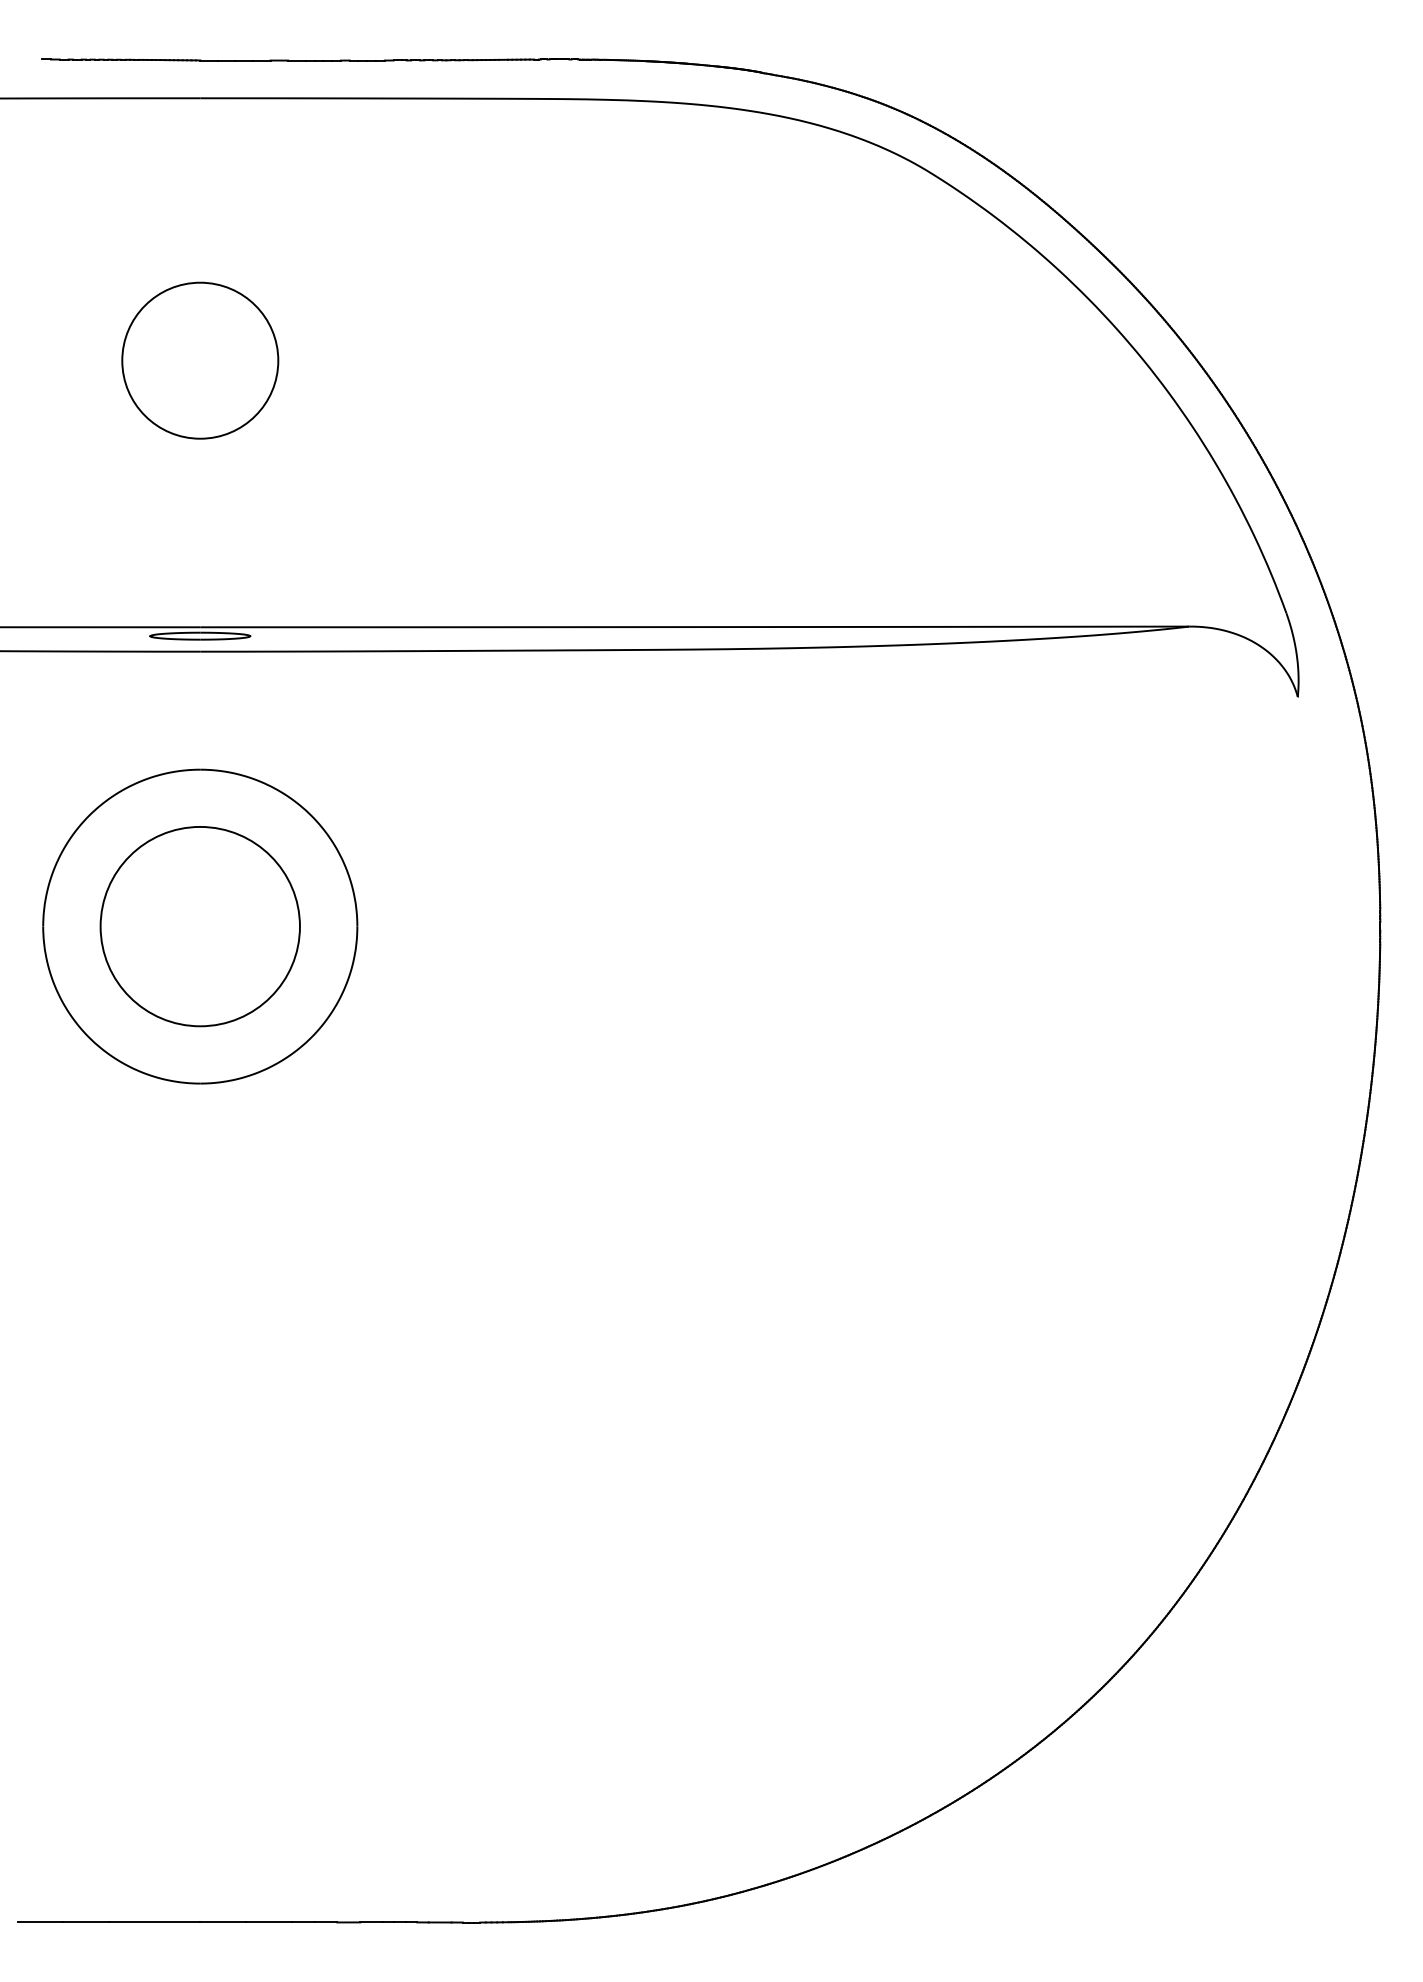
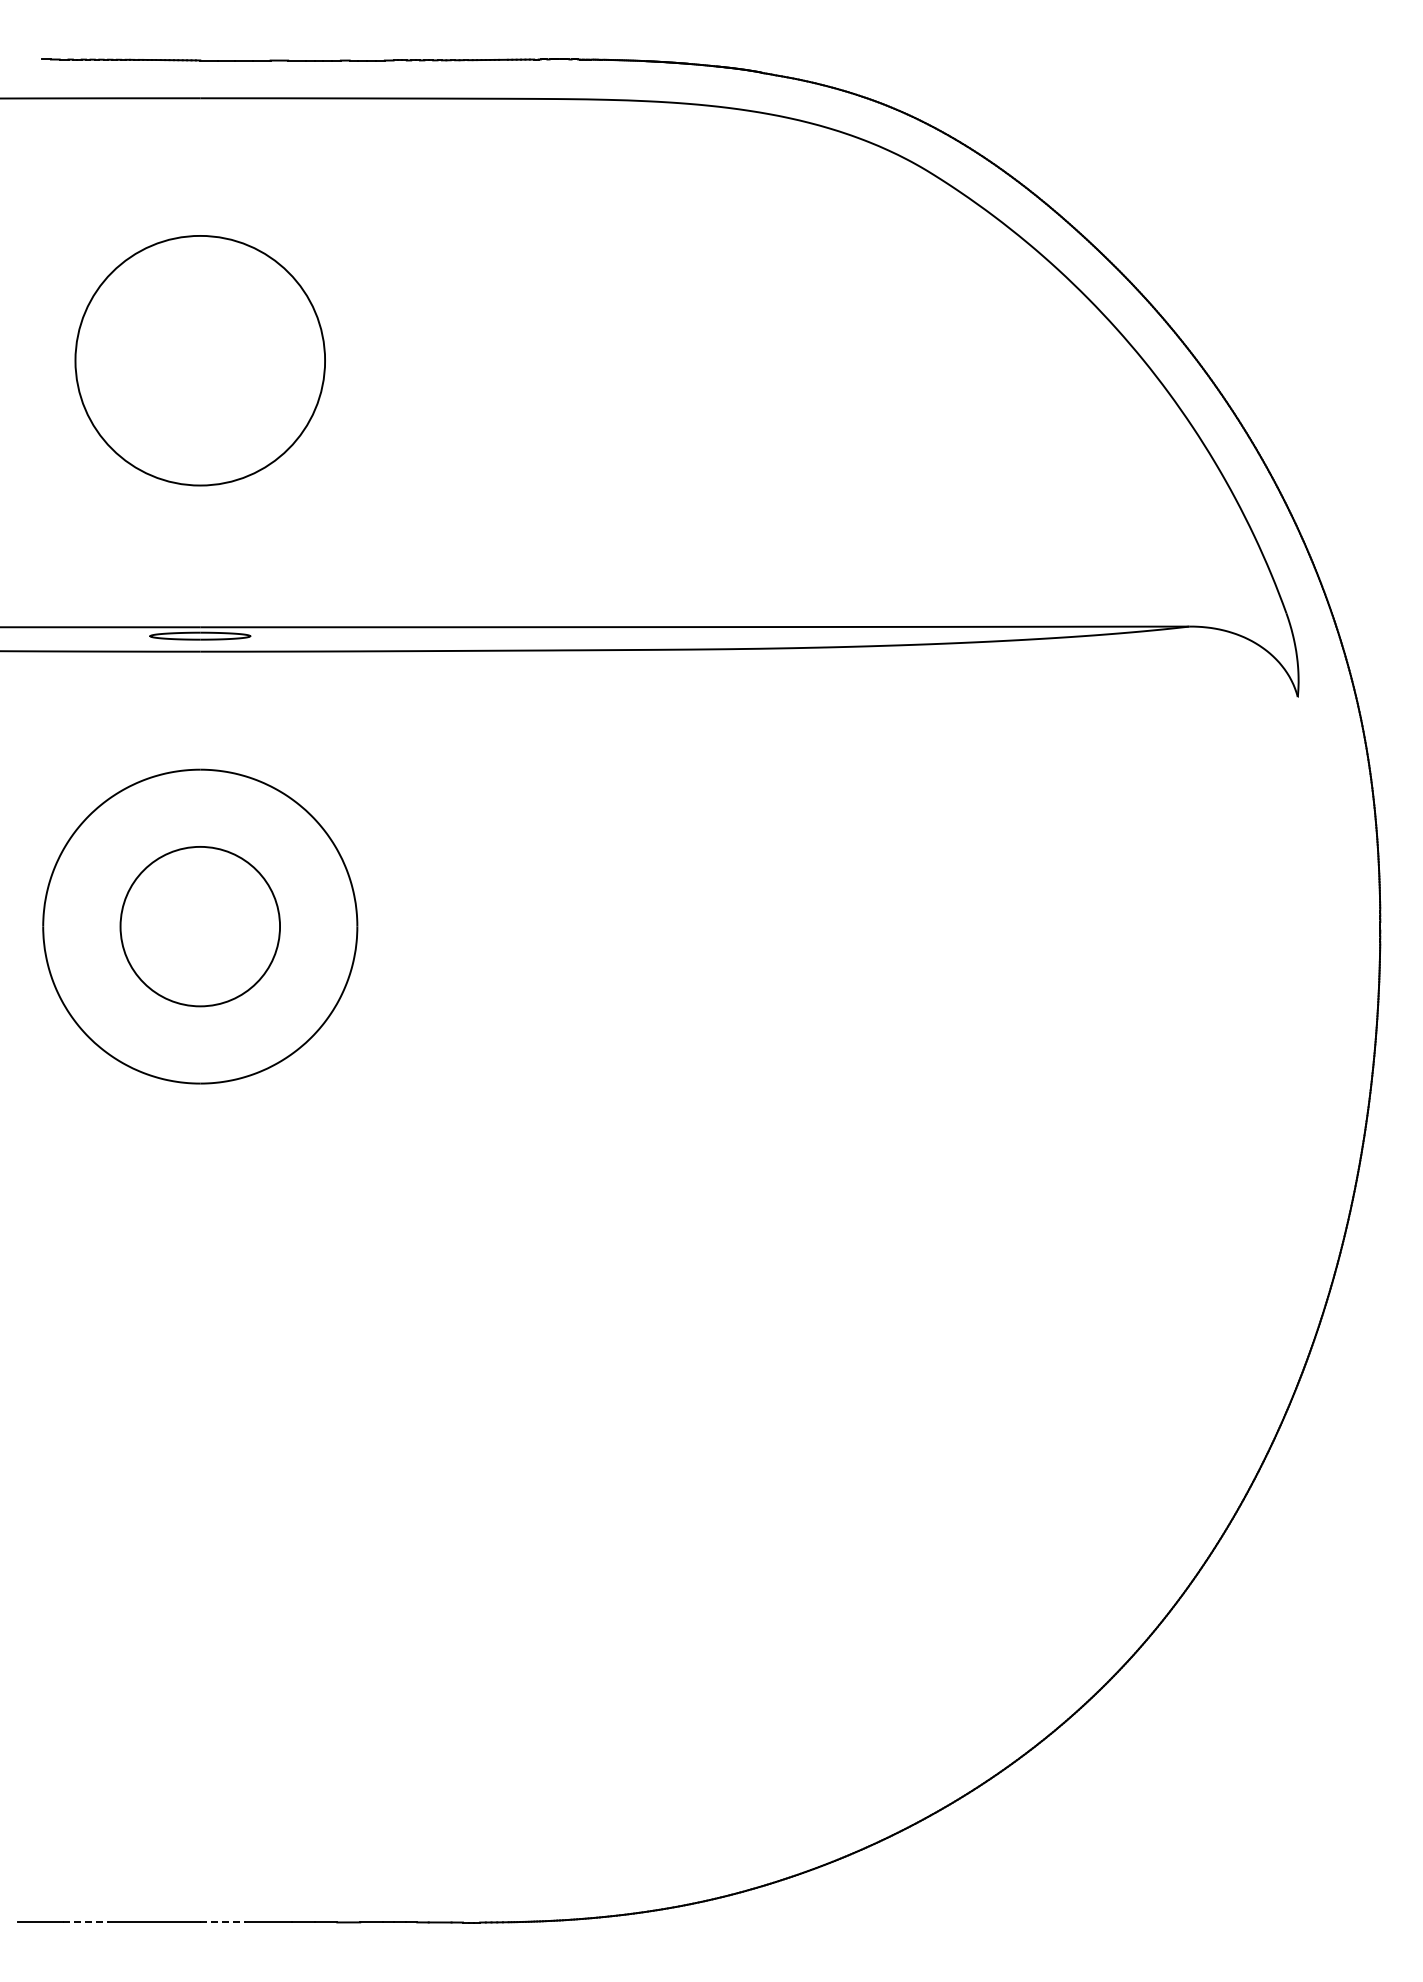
circle diameter: 156 px -> 250 px (200, 360)
circle diameter: 199 px -> 159 px (200, 926)
line: solid -> dashed (86, 1922)
line: solid -> dashed (223, 1922)
